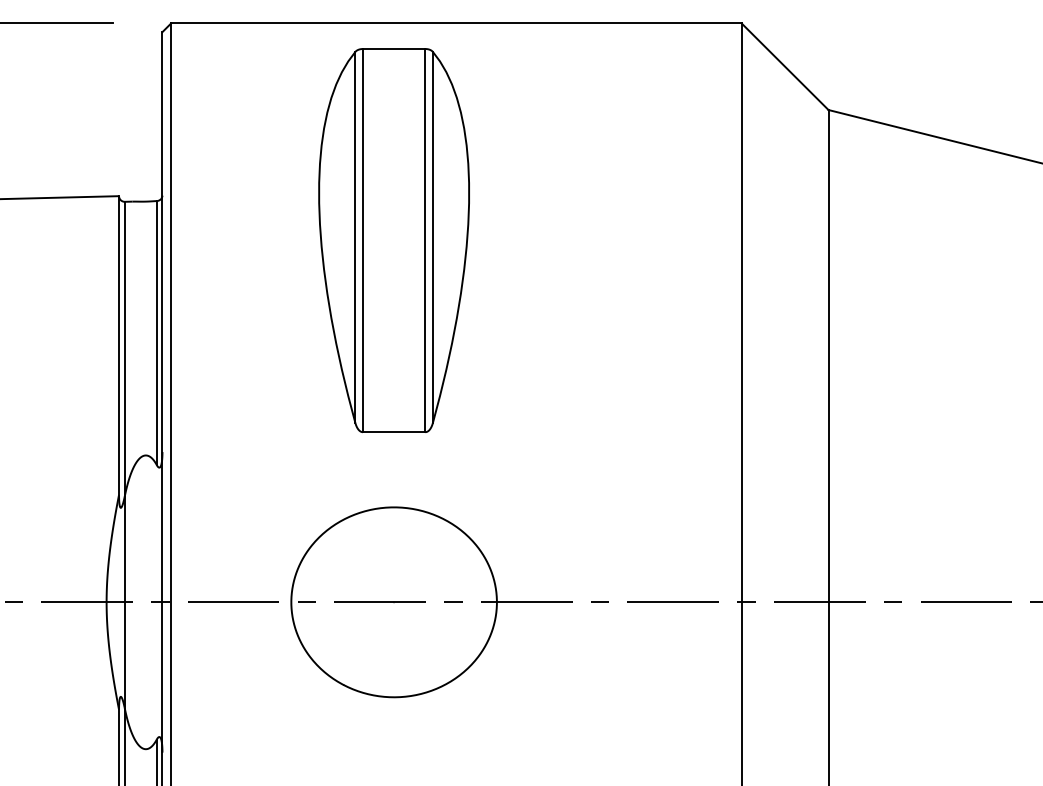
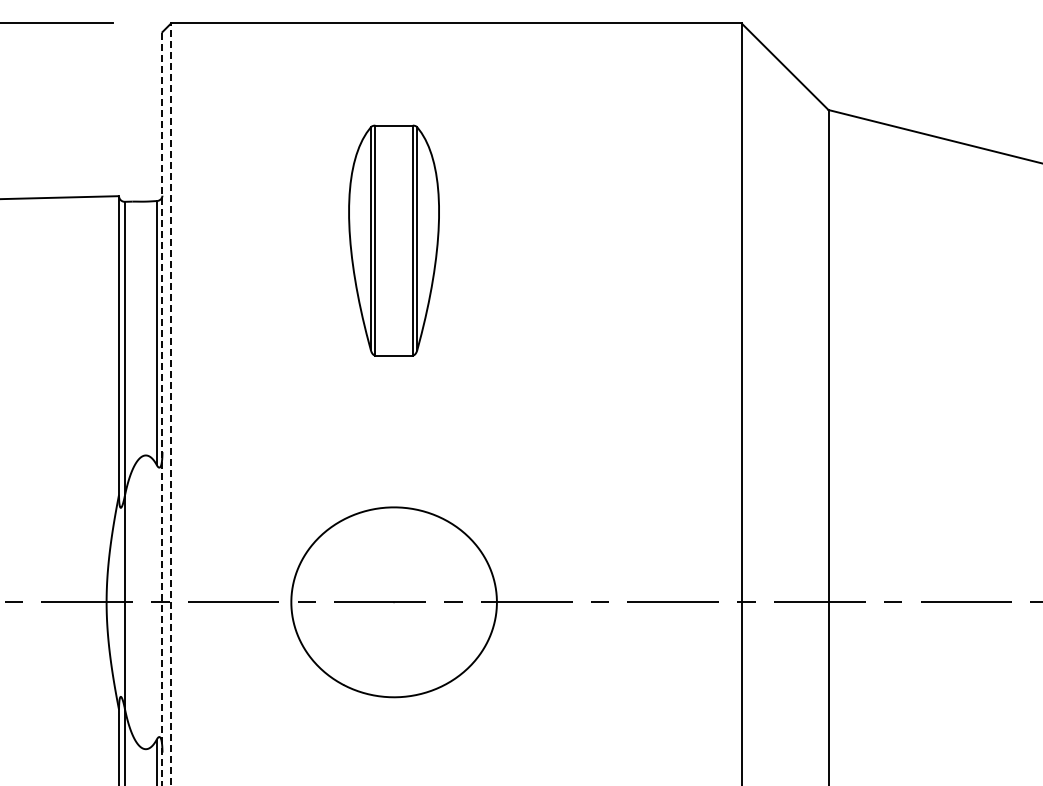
part size: 152x385 px -> 92x233 px (393, 240)
line: solid -> dashed (171, 404)
line: solid -> dashed (162, 408)
